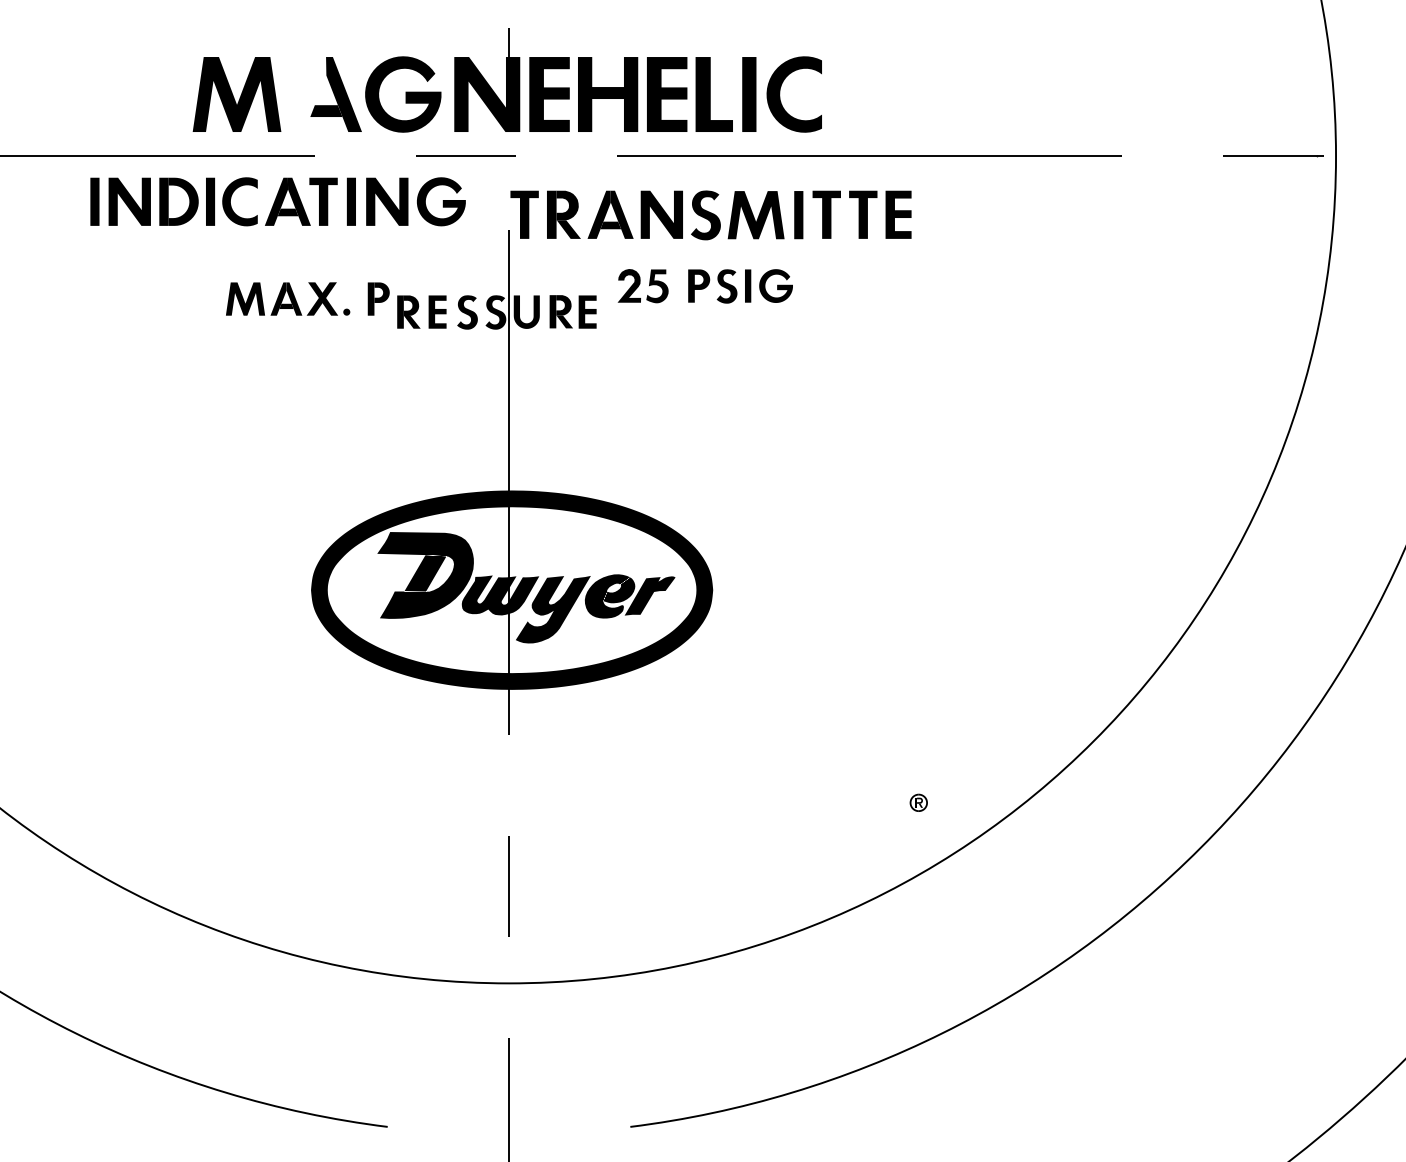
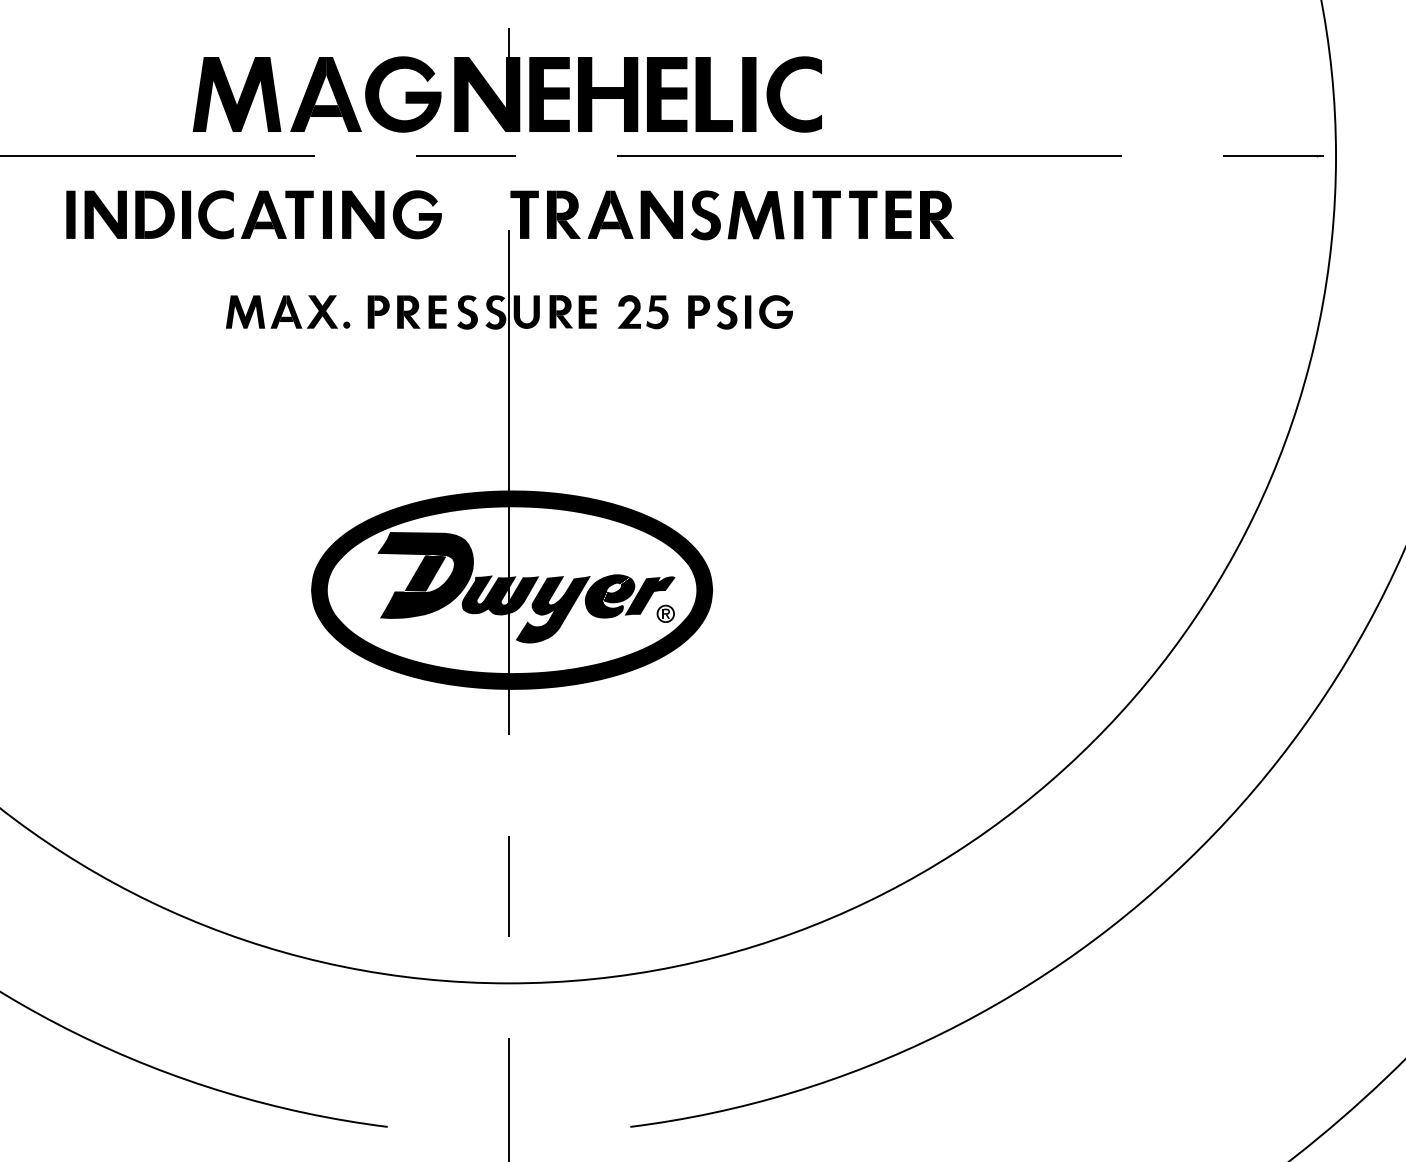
fill: none -> present (308, 94)
part position: (277, 201) -> (253, 214) (253, 214)
part: none -> present (936, 214)
part position: (704, 286) -> (704, 312) (704, 312)
part position: (315, 302) -> (315, 315) (315, 315)
part position: (918, 802) -> (665, 613) (665, 613)
